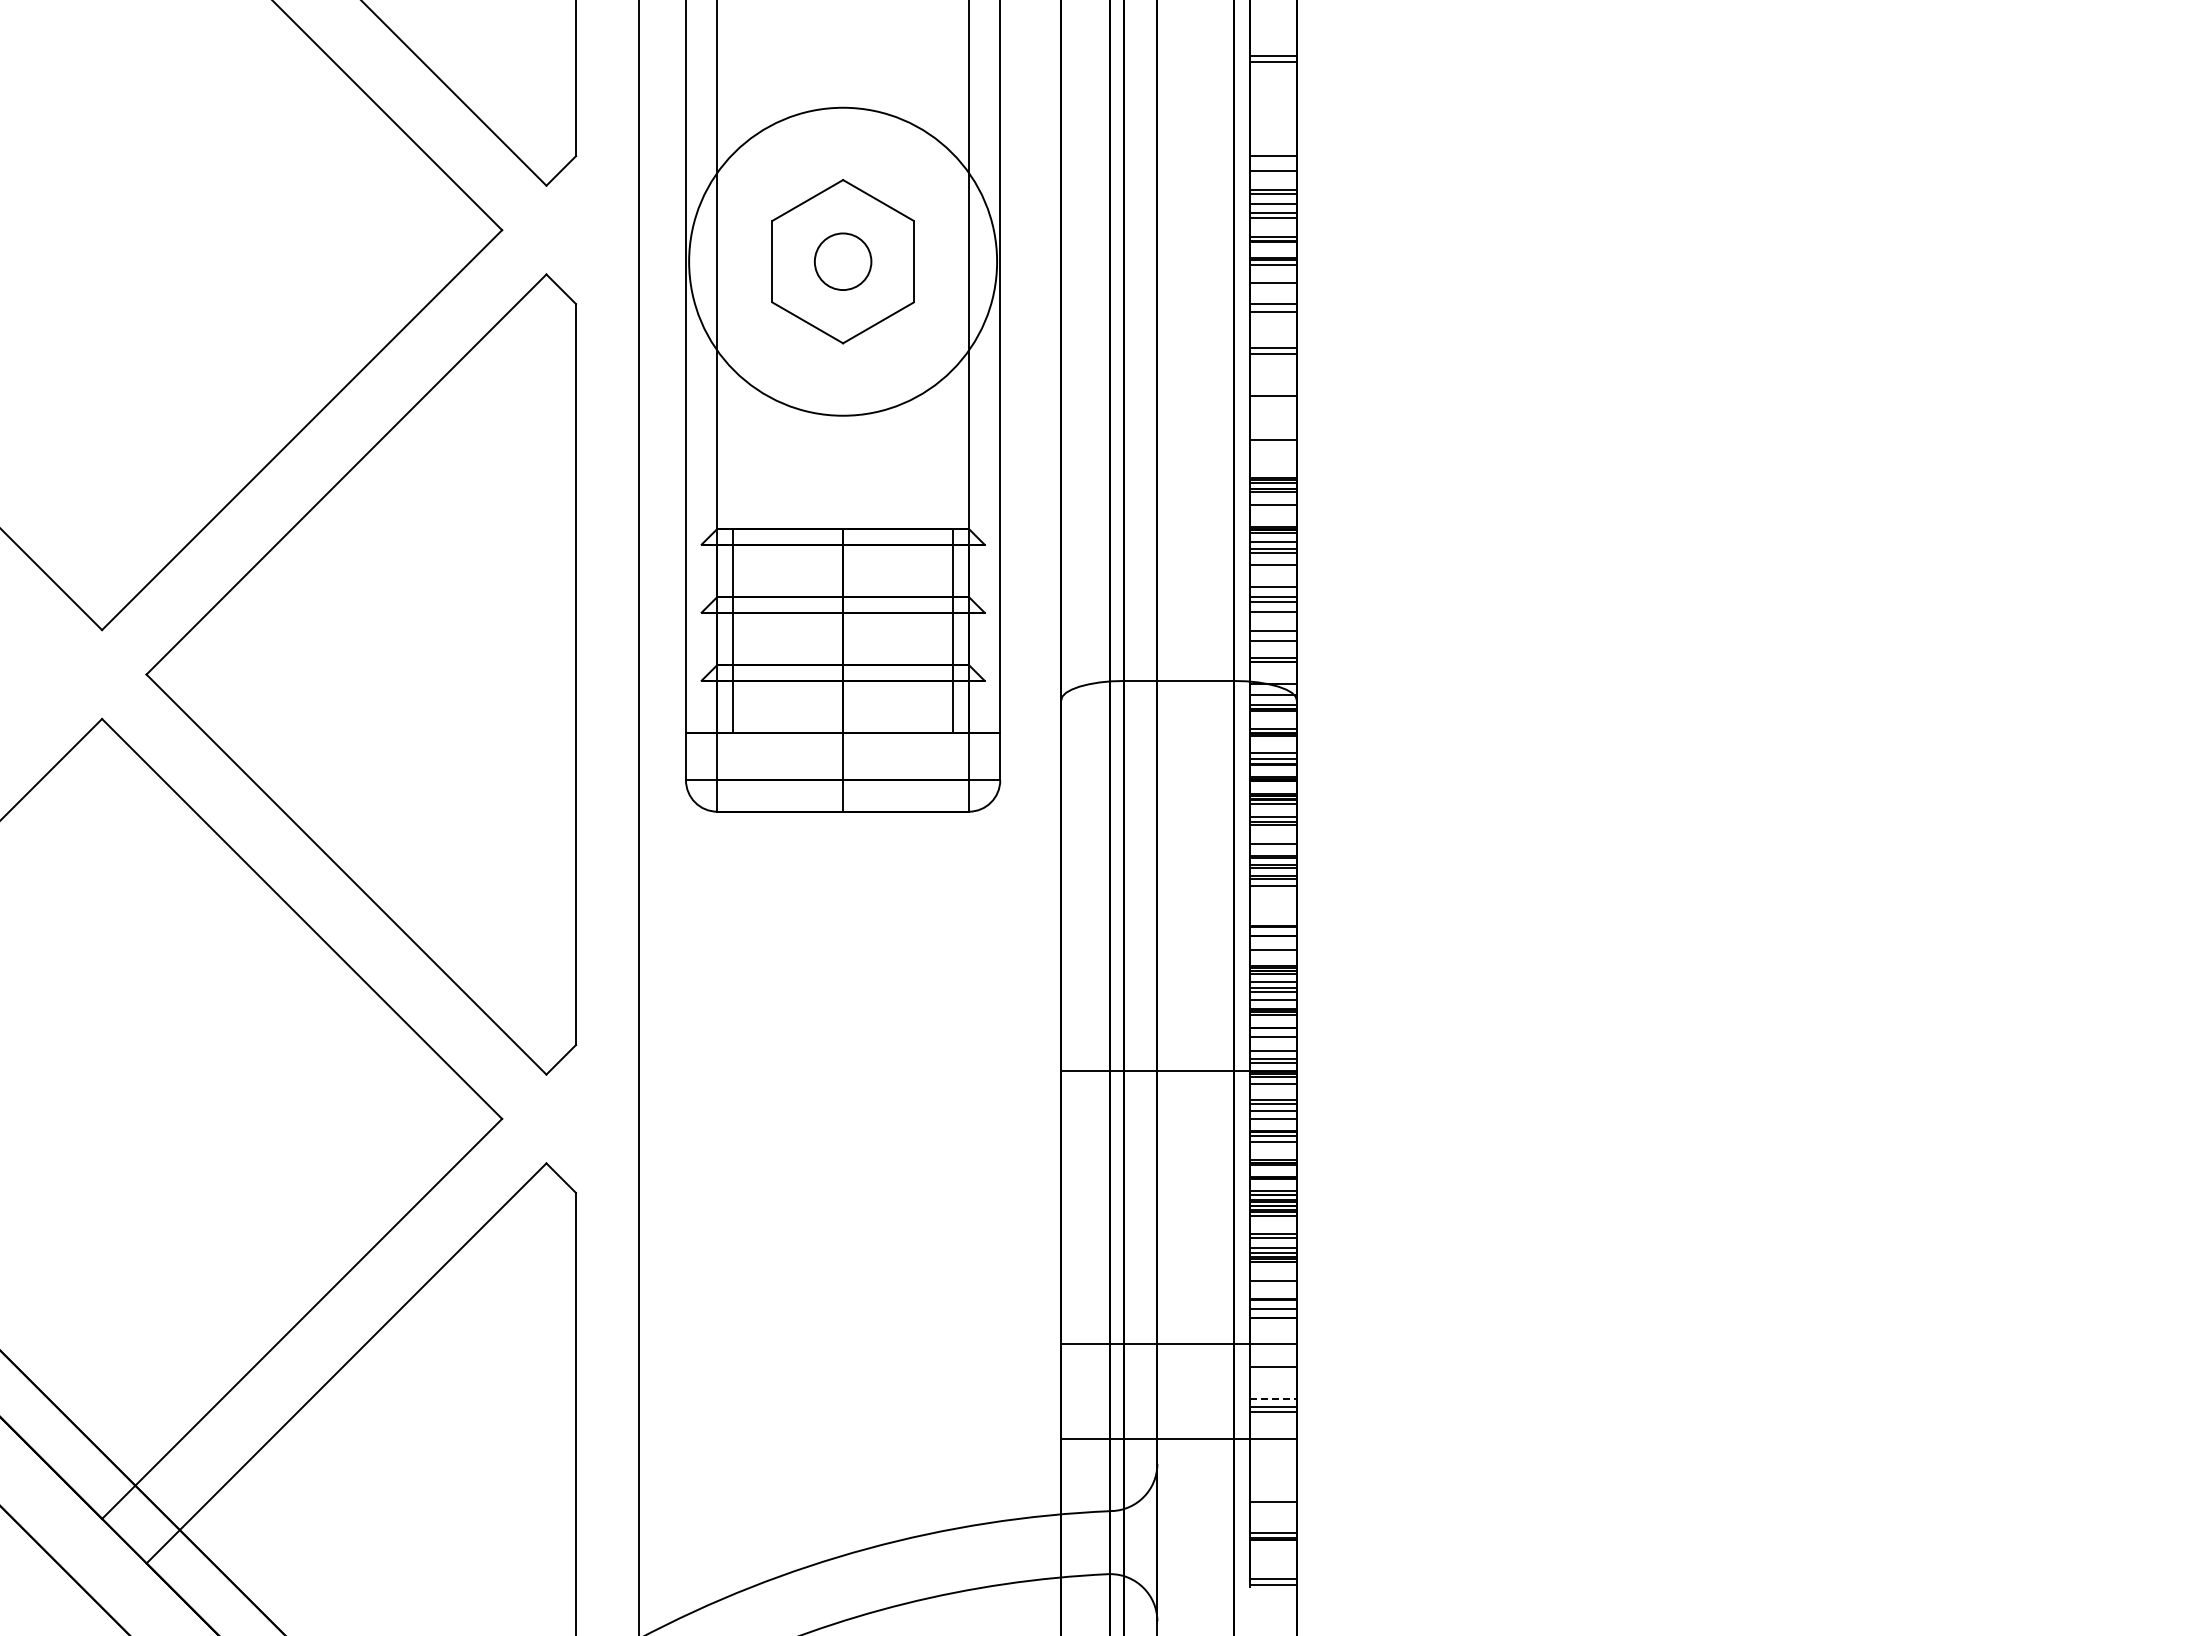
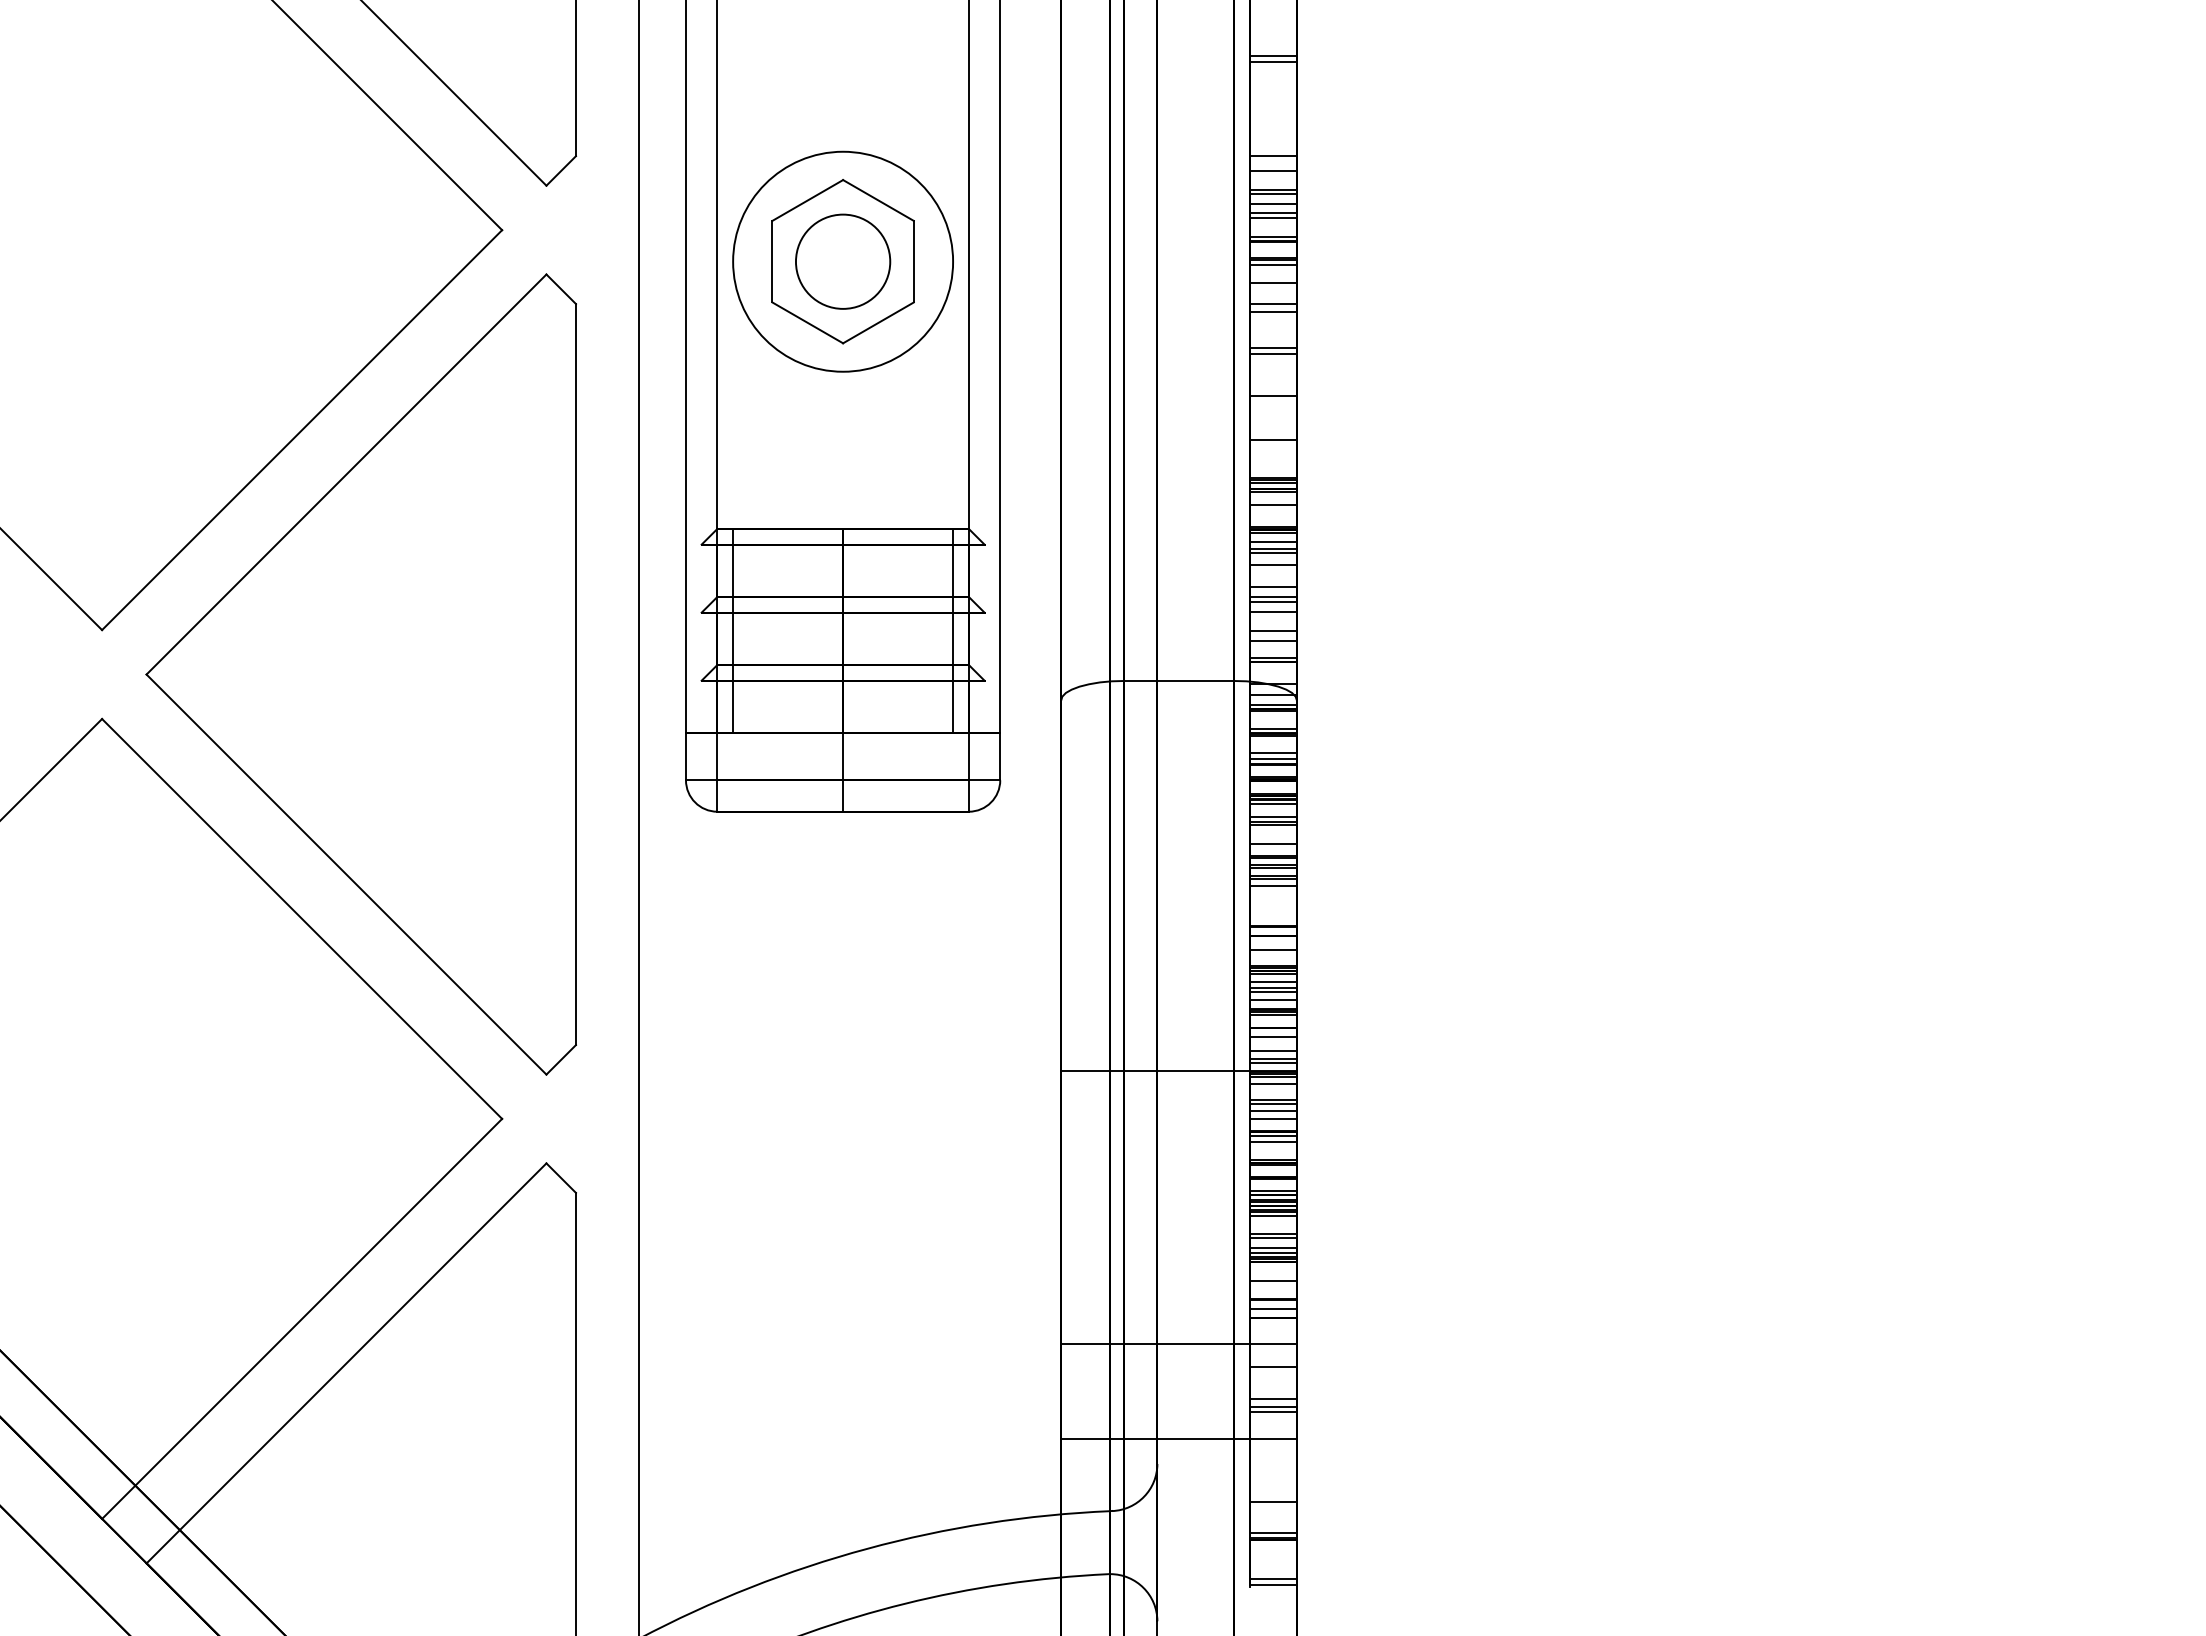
circle diameter: 57 px -> 94 px (842, 261)
circle diameter: 308 px -> 220 px (843, 261)
line: dashed -> solid (1273, 1399)
